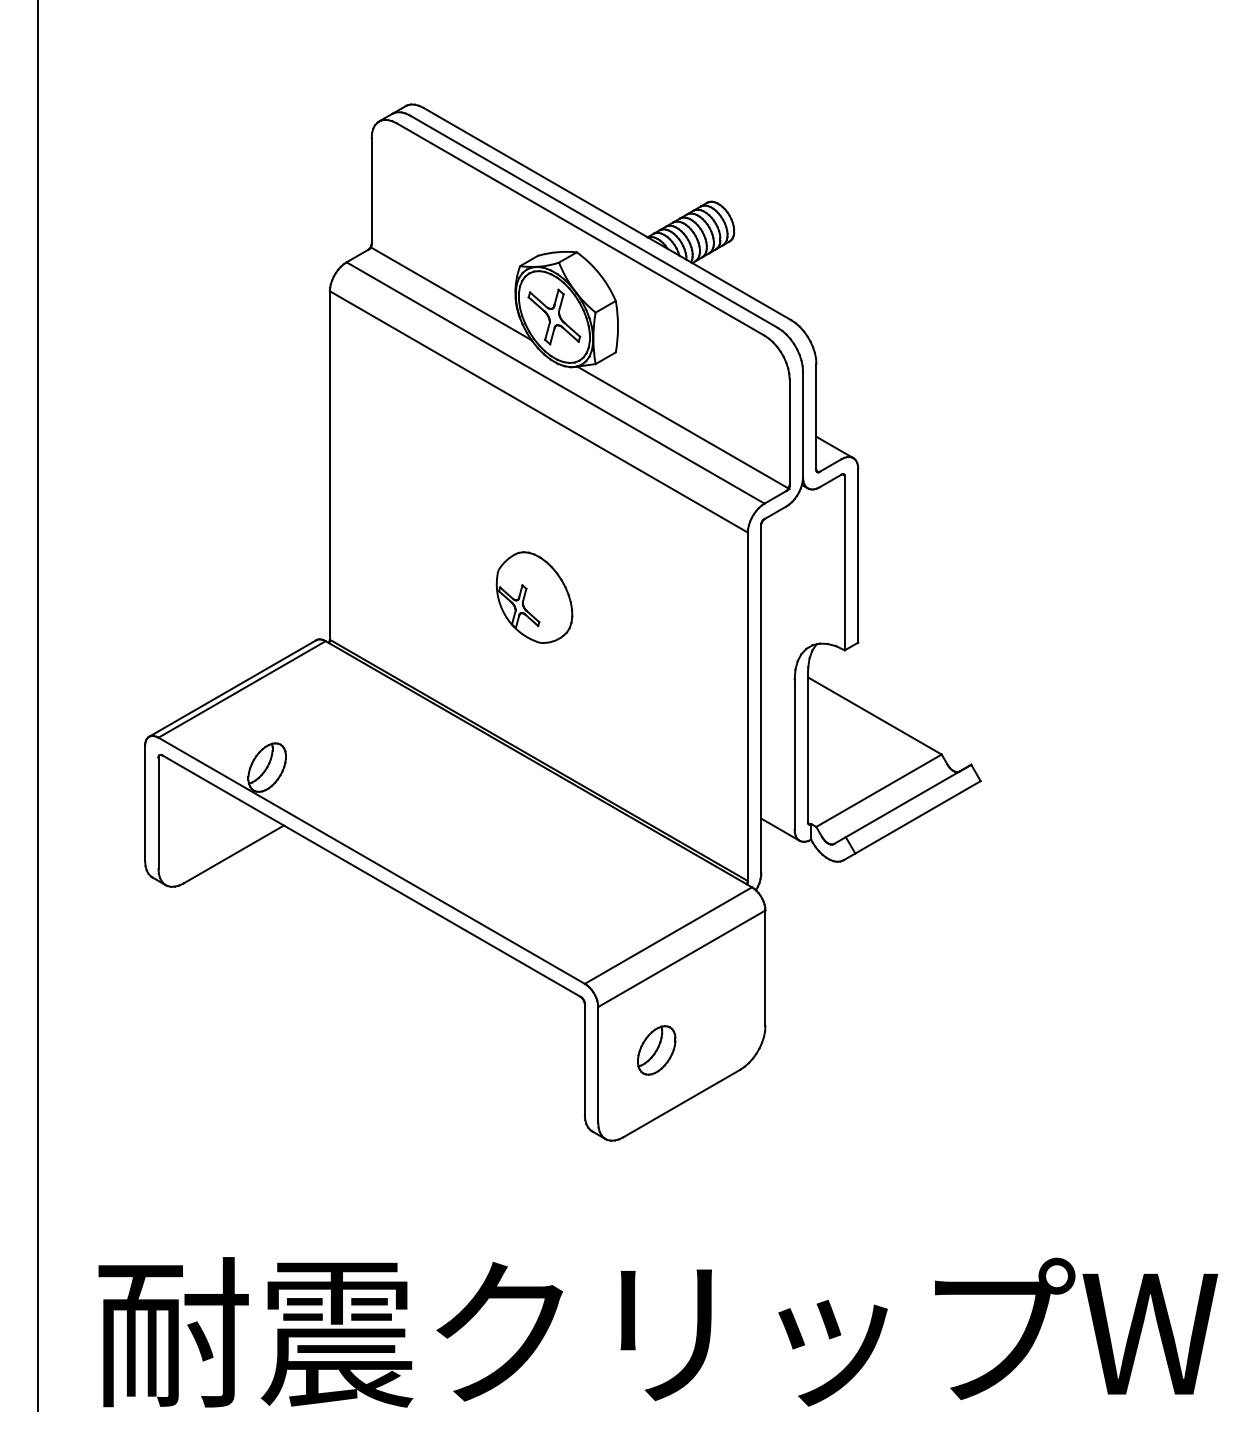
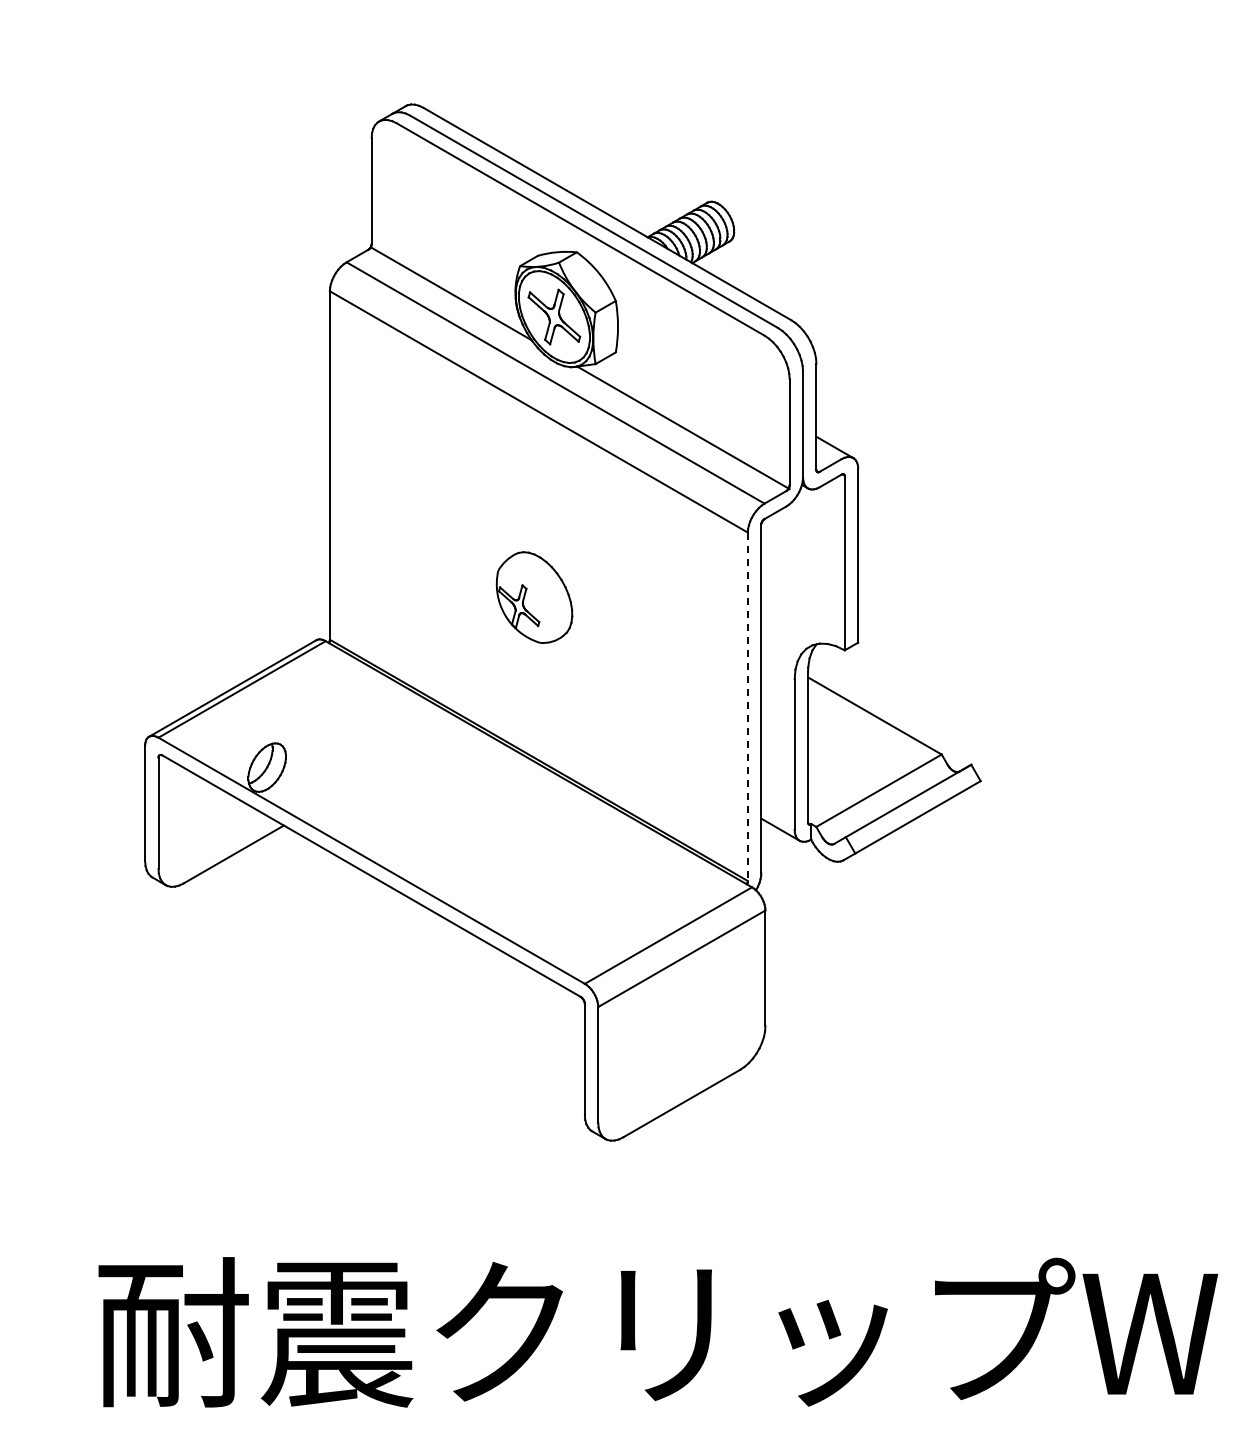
line: present -> none (37, 706)
line: solid -> dashed (747, 707)
part: present -> none (656, 1050)
